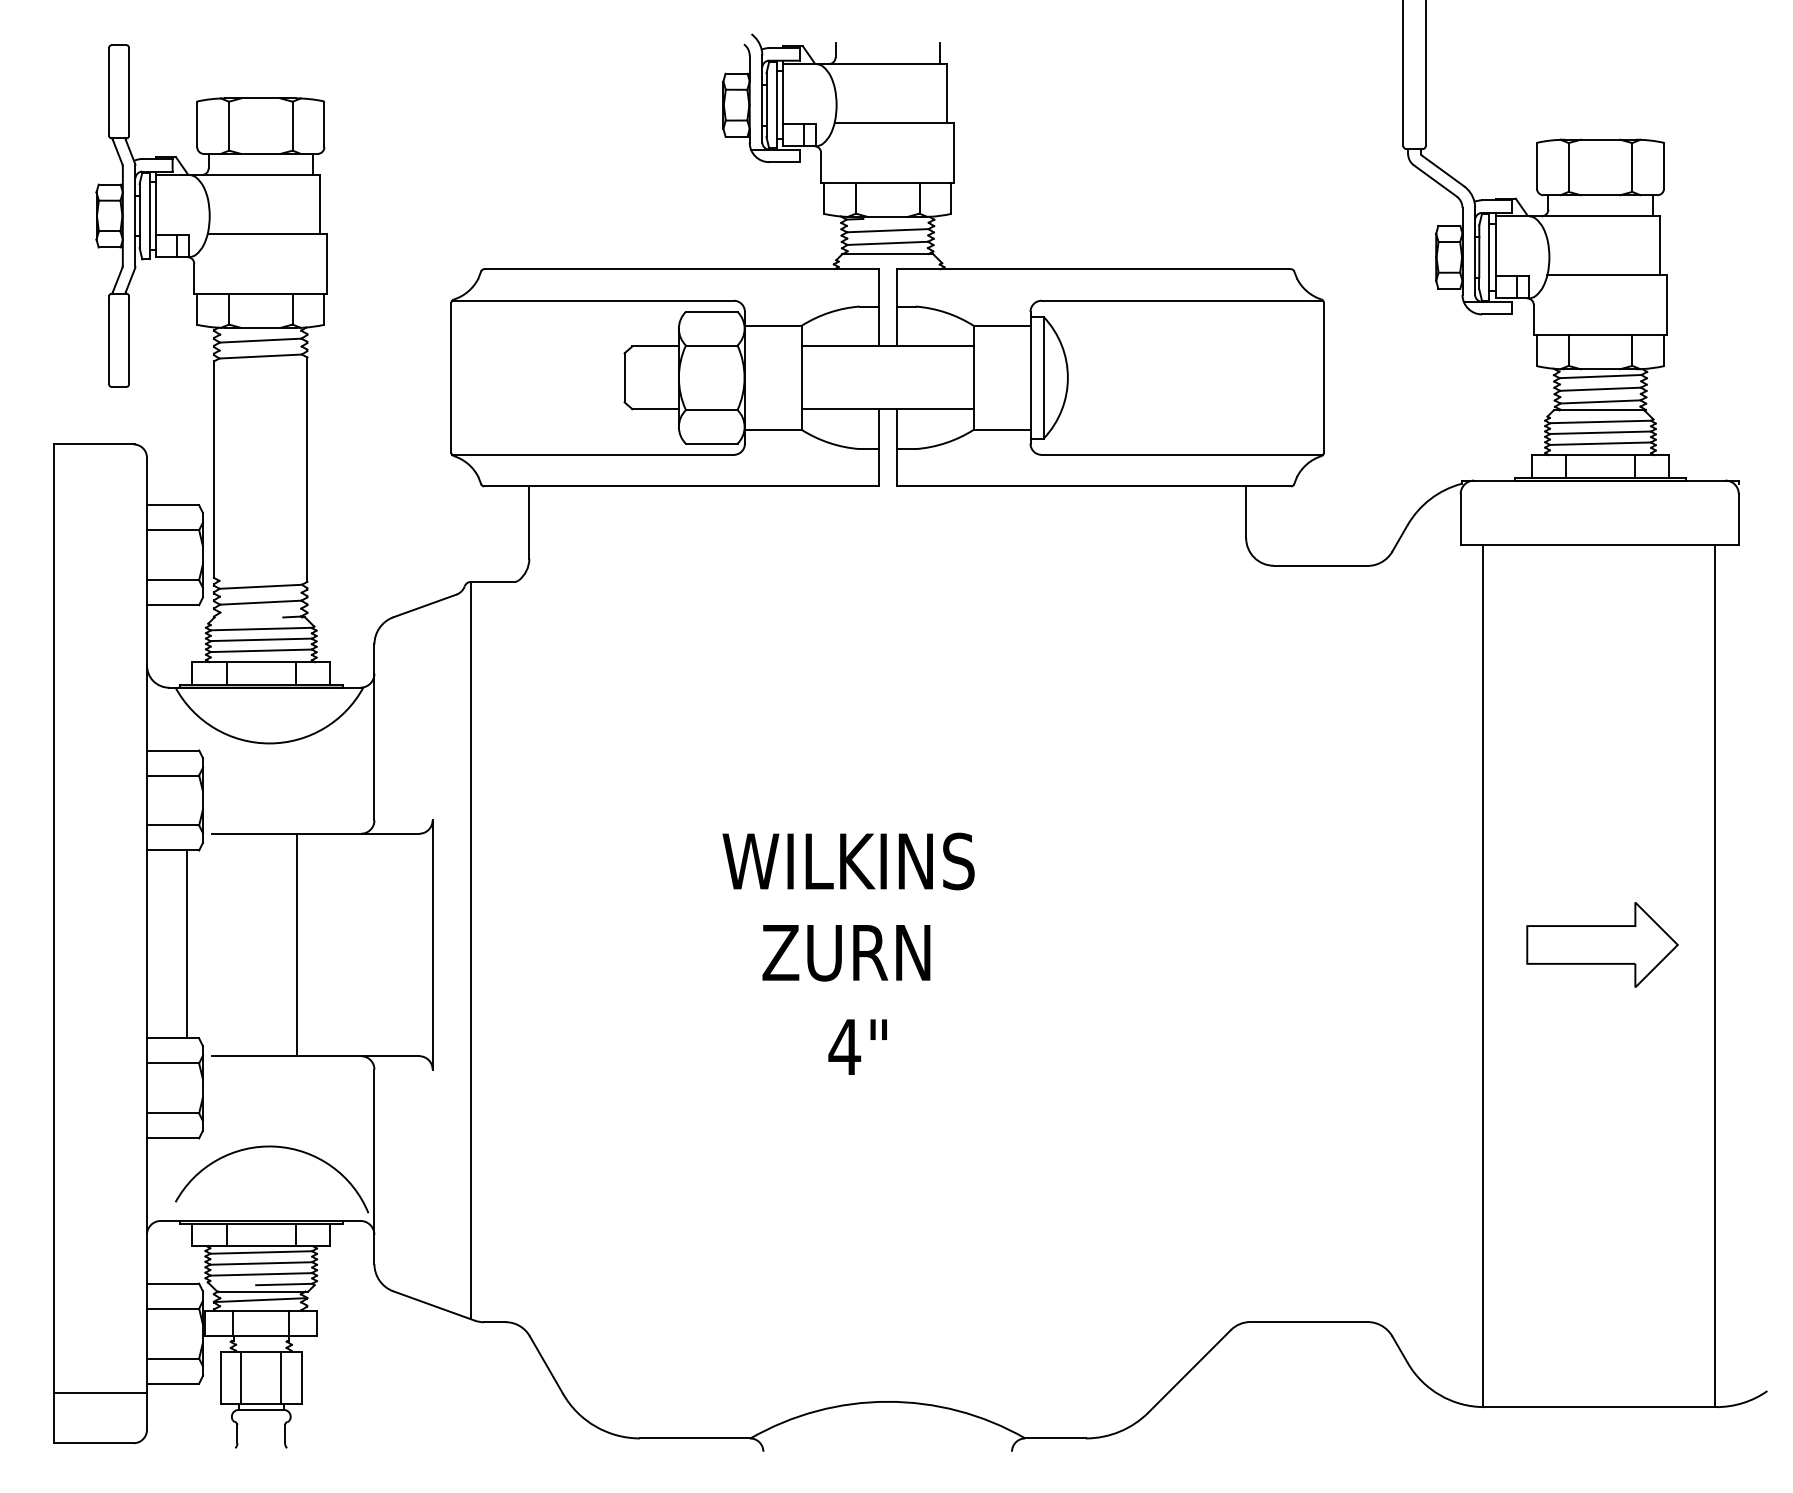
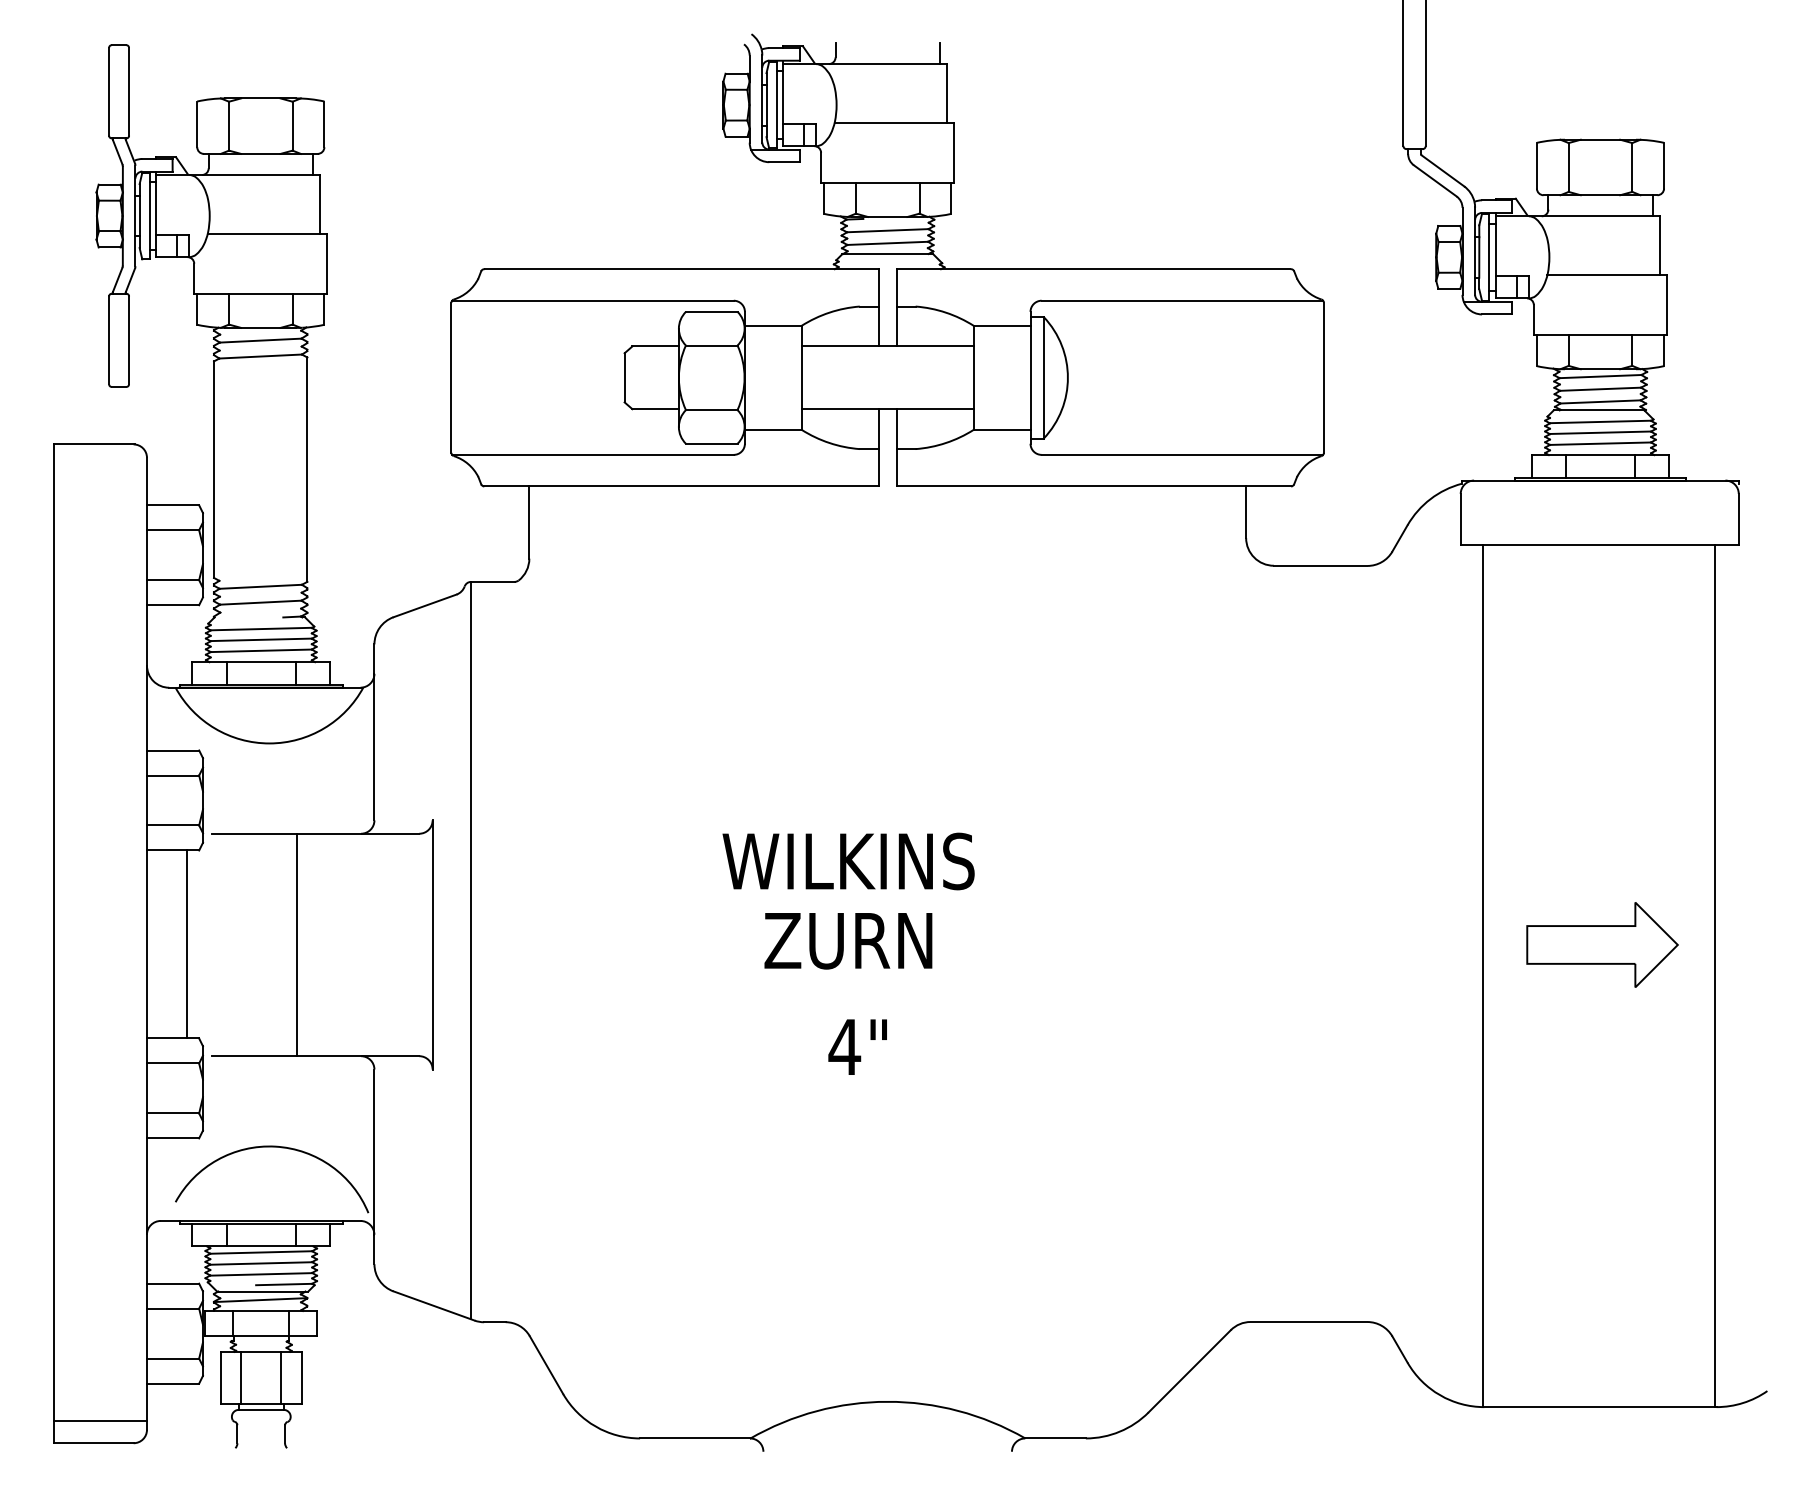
text position: (846, 953) -> (848, 941) (848, 941)
line position: (100, 1393) -> (100, 1421) (100, 1421)
